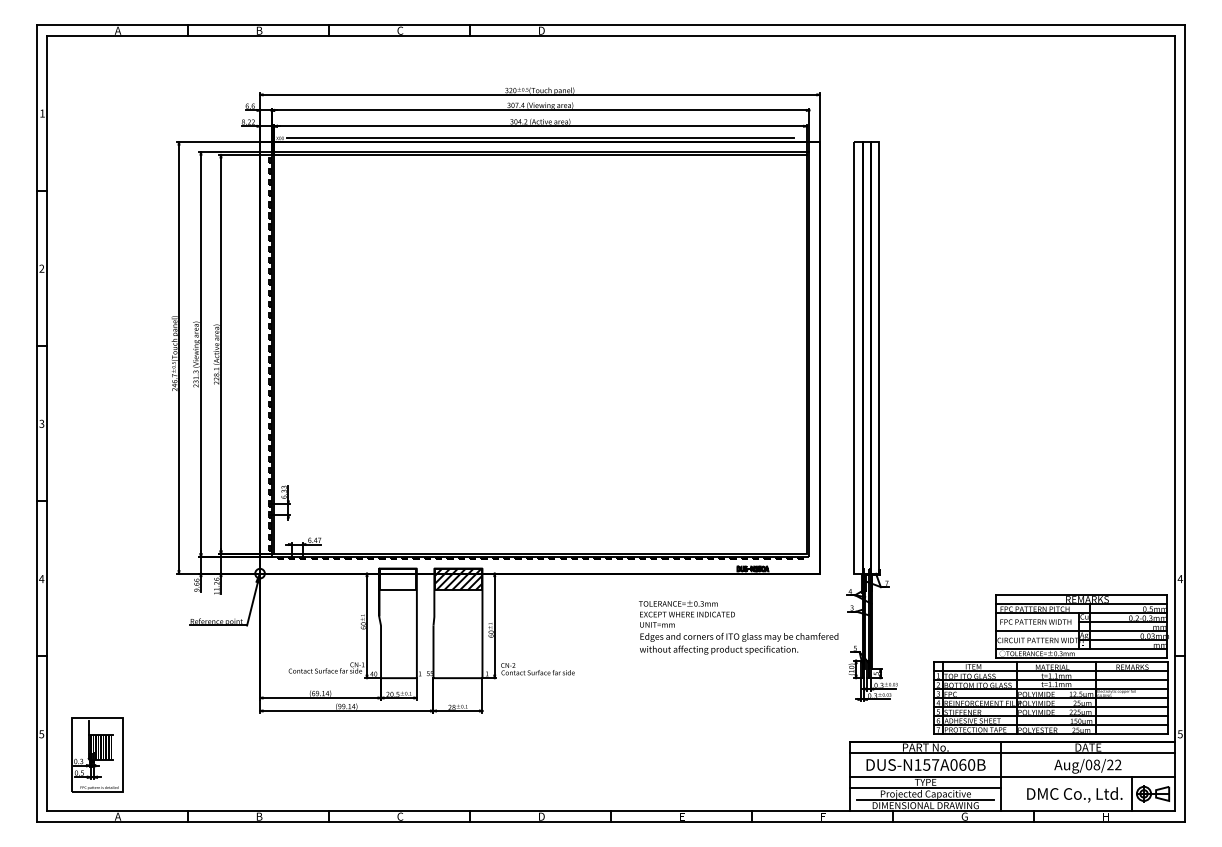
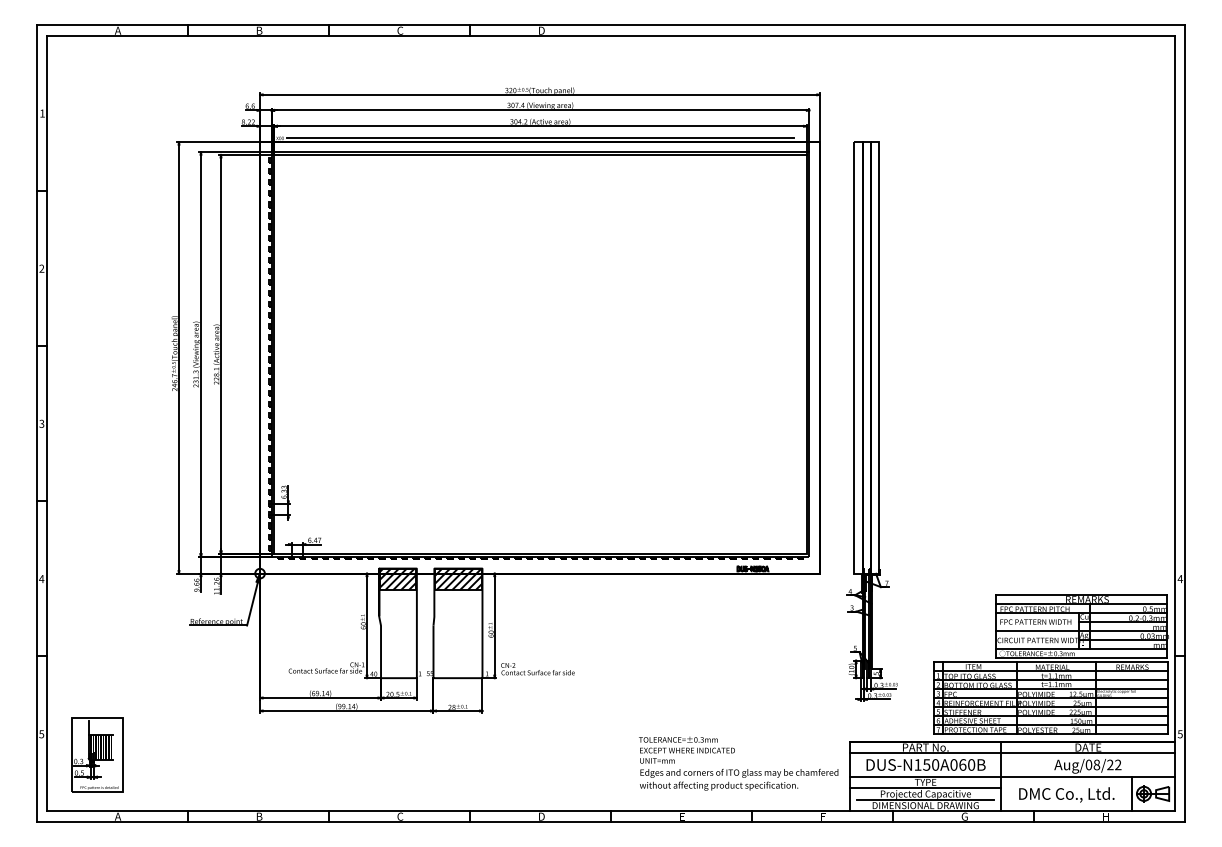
hatch: none -> present (398, 579)
text position: (738, 627) -> (738, 763) (738, 763)
text: DUS-N157A060B -> DUS-N150A060B (935, 764)
text position: (1074, 794) -> (1066, 794) (1066, 794)
